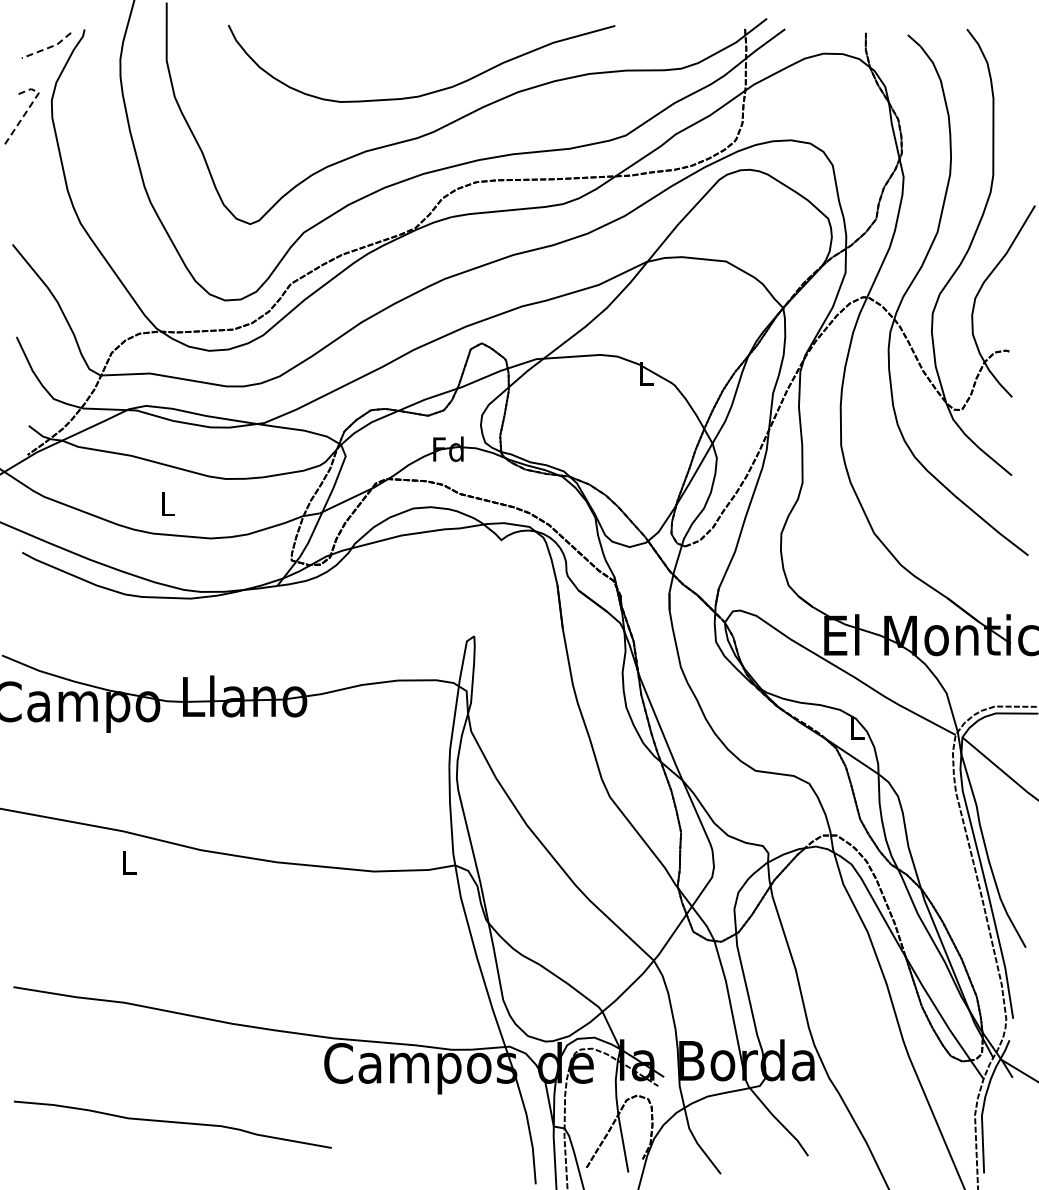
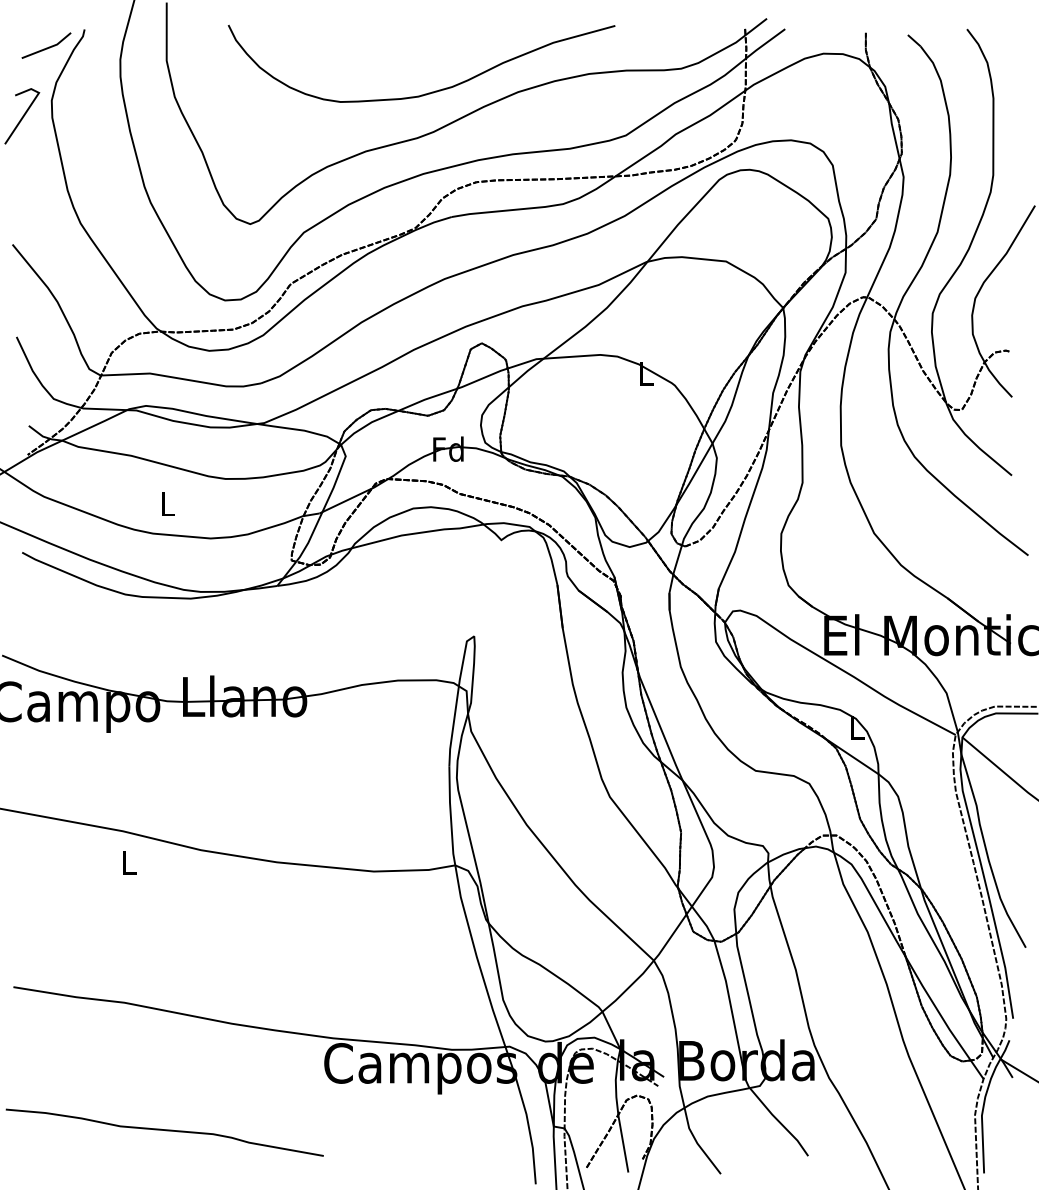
line: dashed -> solid (48, 48)
line: dashed -> solid (30, 106)
curve position: (173, 1123) -> (165, 1131) (165, 1131)
